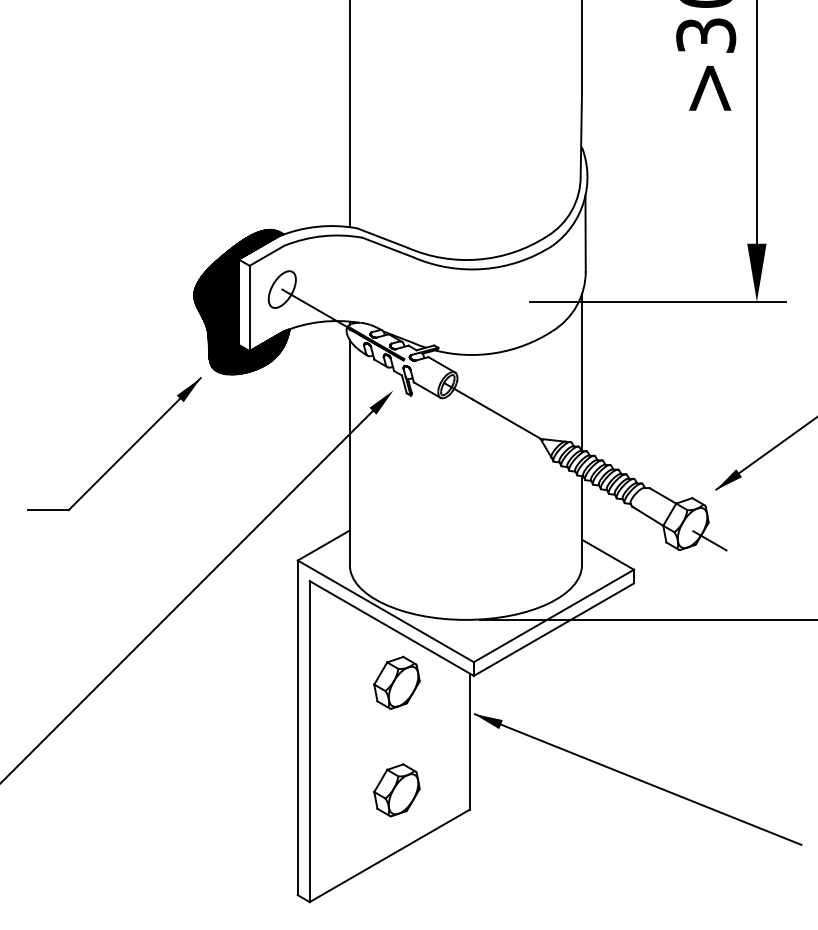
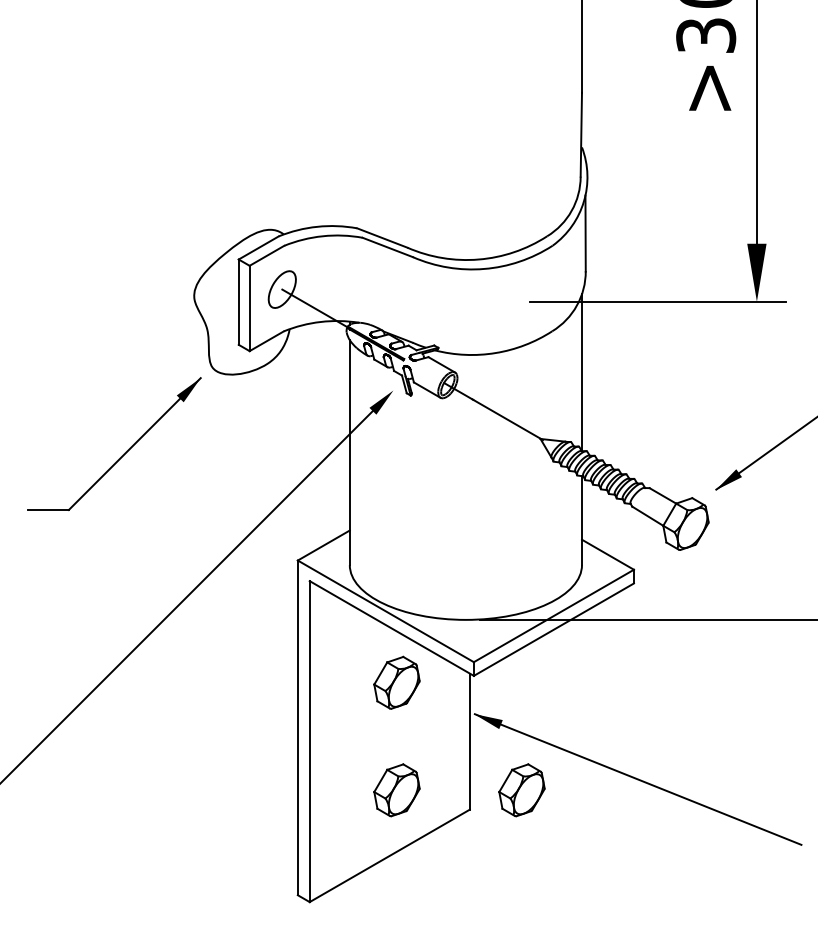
line: present -> none (349, 114)
hatch: present -> none (241, 301)
line: present -> none (709, 540)
part: none -> present (521, 790)
